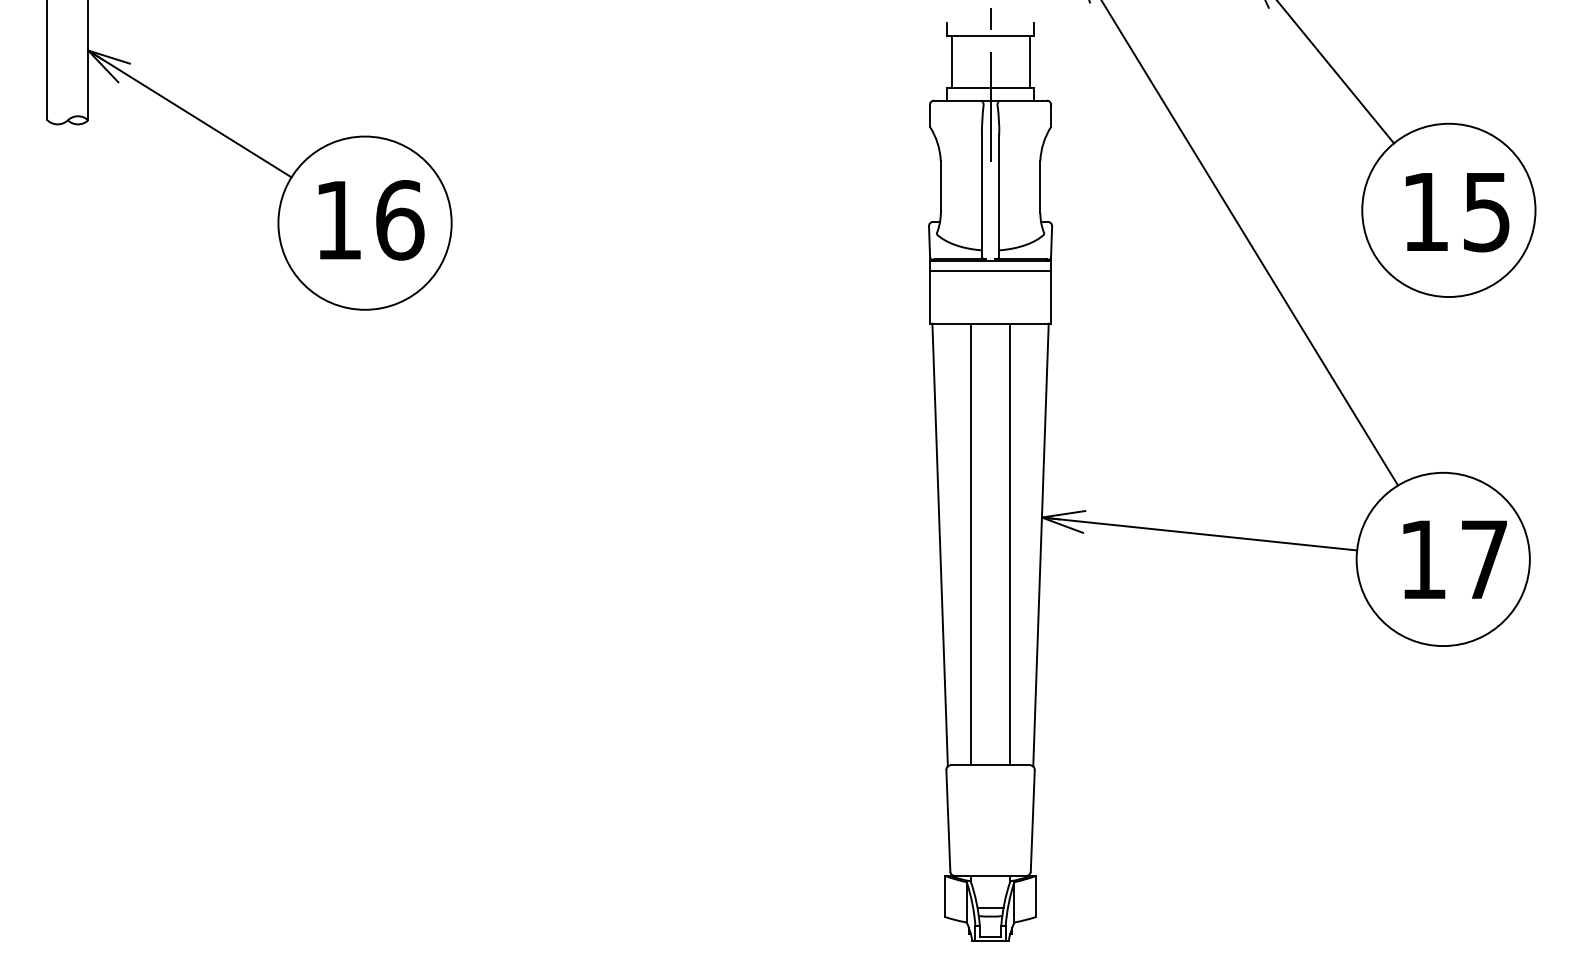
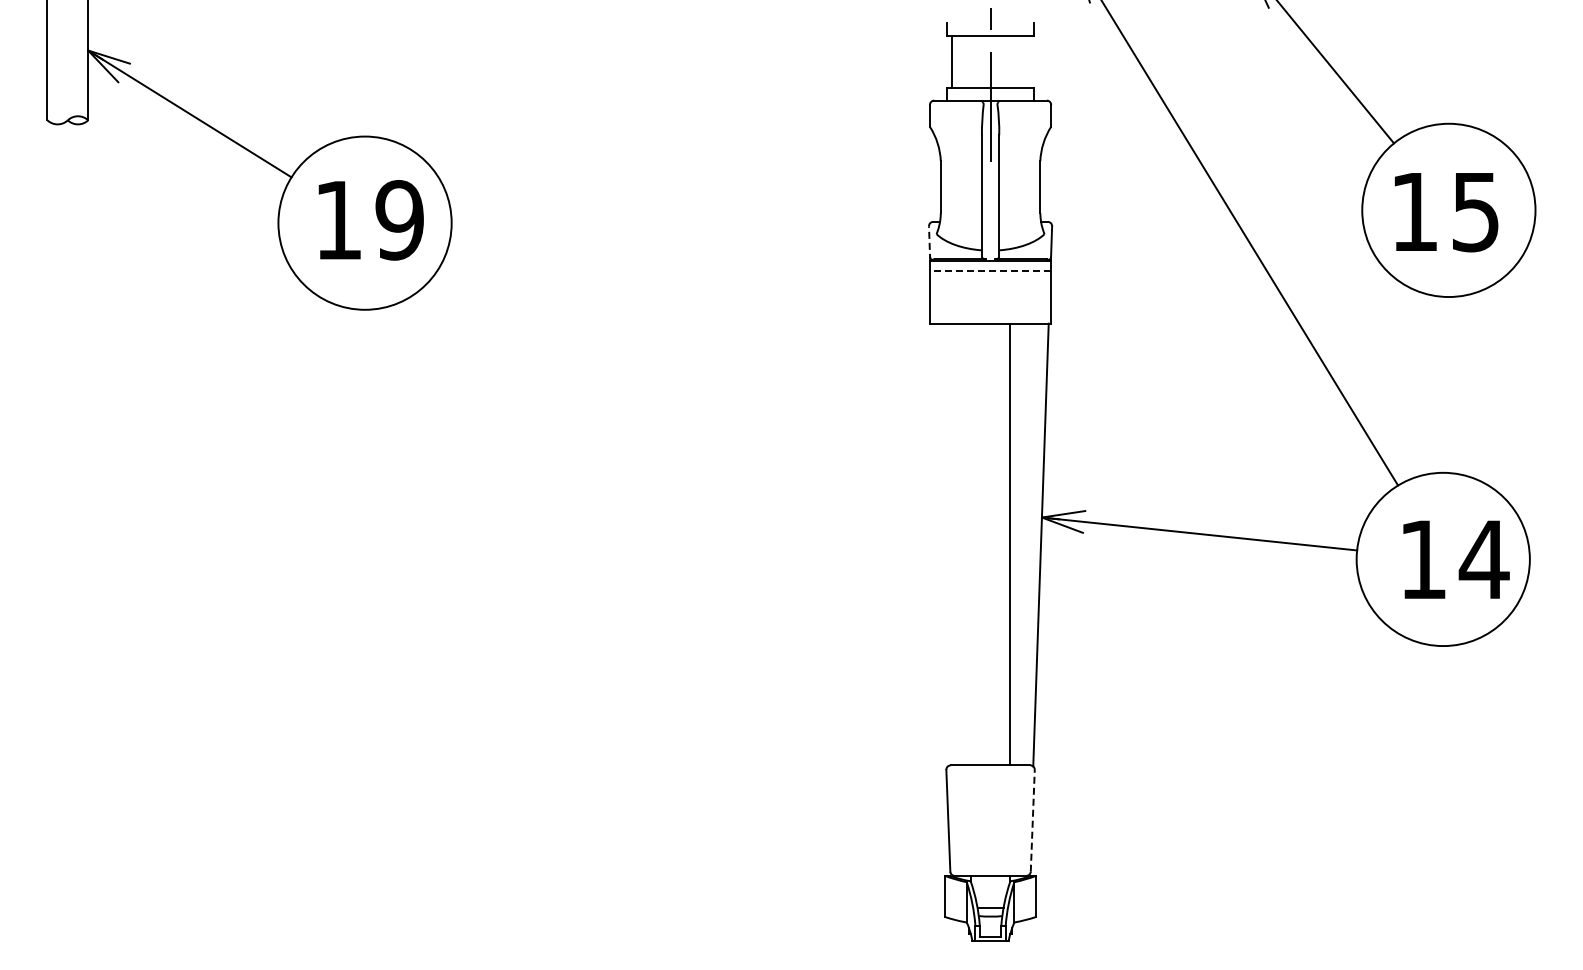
line: present -> none (1029, 61)
text position: (1457, 212) -> (1446, 212) (1446, 212)
text: 16 -> 19 (399, 220)
line: solid -> dashed (929, 243)
line: solid -> dashed (990, 270)
line: present -> none (939, 544)
line: present -> none (971, 544)
text: 17 -> 14 (1483, 559)
line: solid -> dashed (1032, 820)
